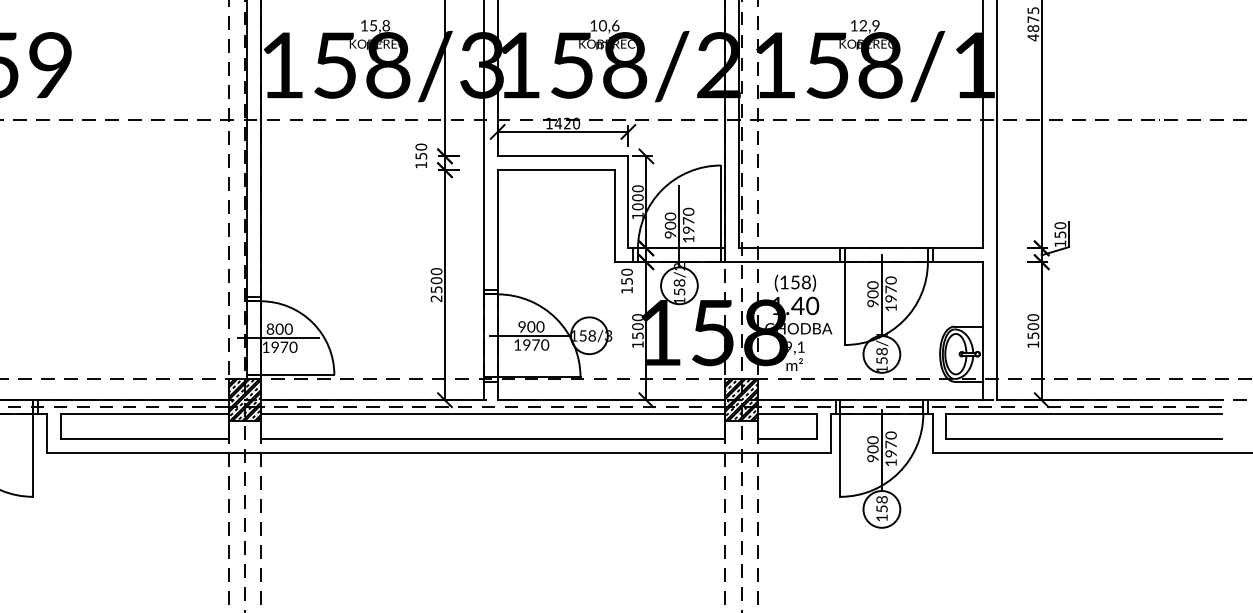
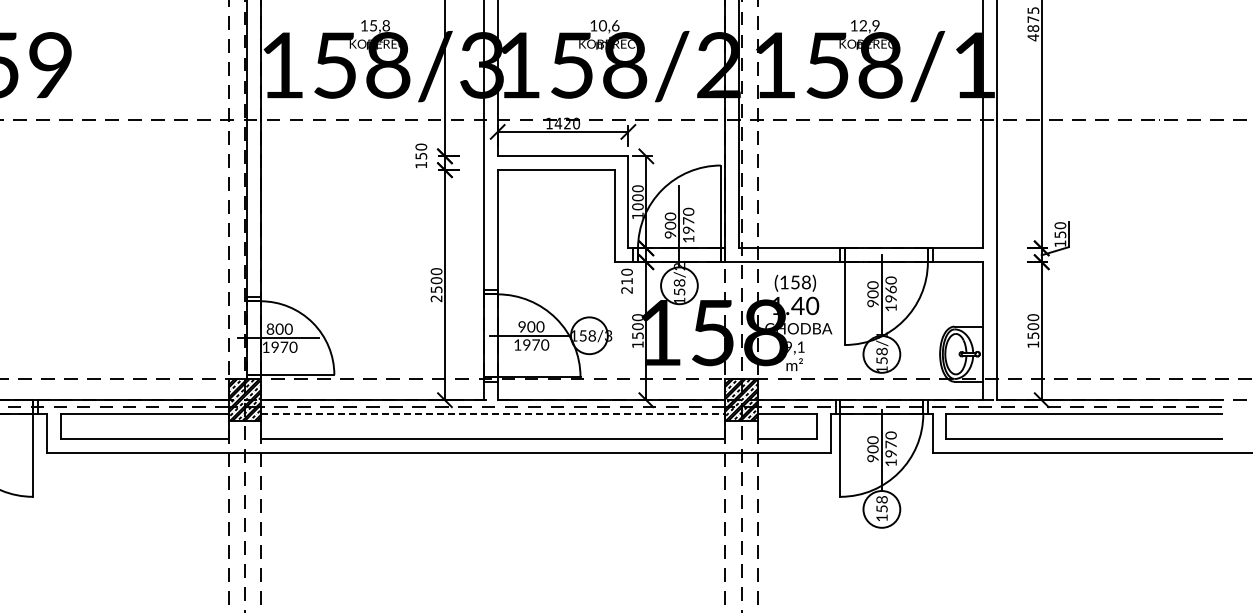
text: 150 -> 210 (626, 285)
text: 1970 -> 1960 (890, 289)
line: solid -> dashed (493, 414)
